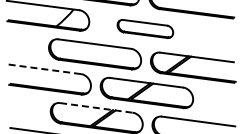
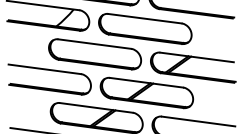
part size: 59x21 px -> 95x32 px (145, 28)
line: dashed -> solid (44, 69)
line: dashed -> solid (96, 107)
